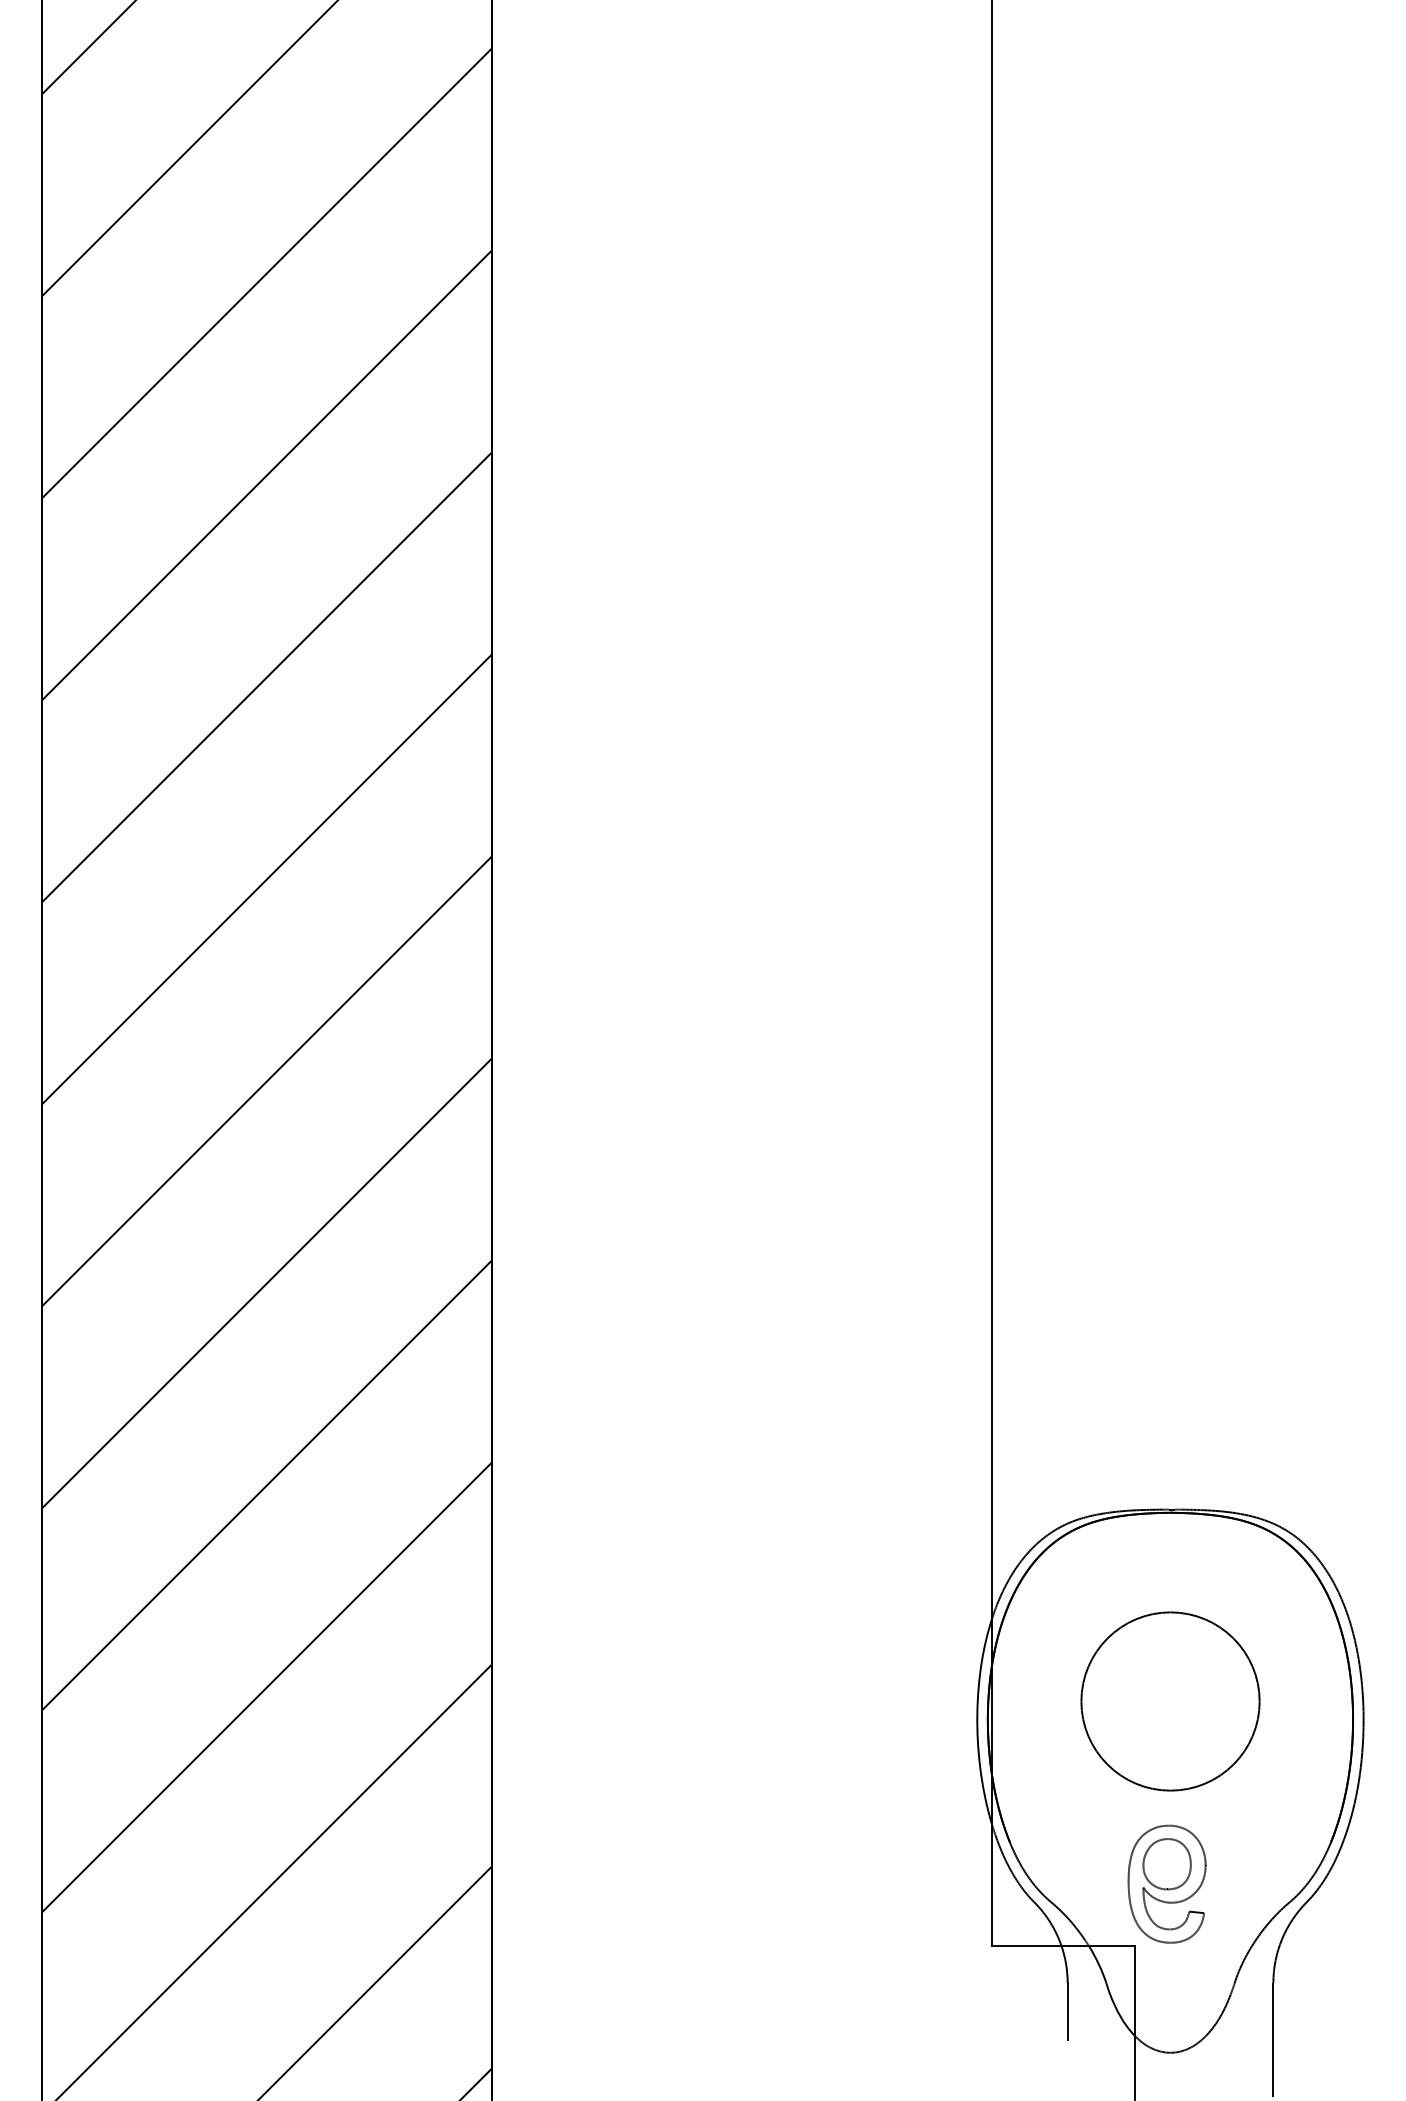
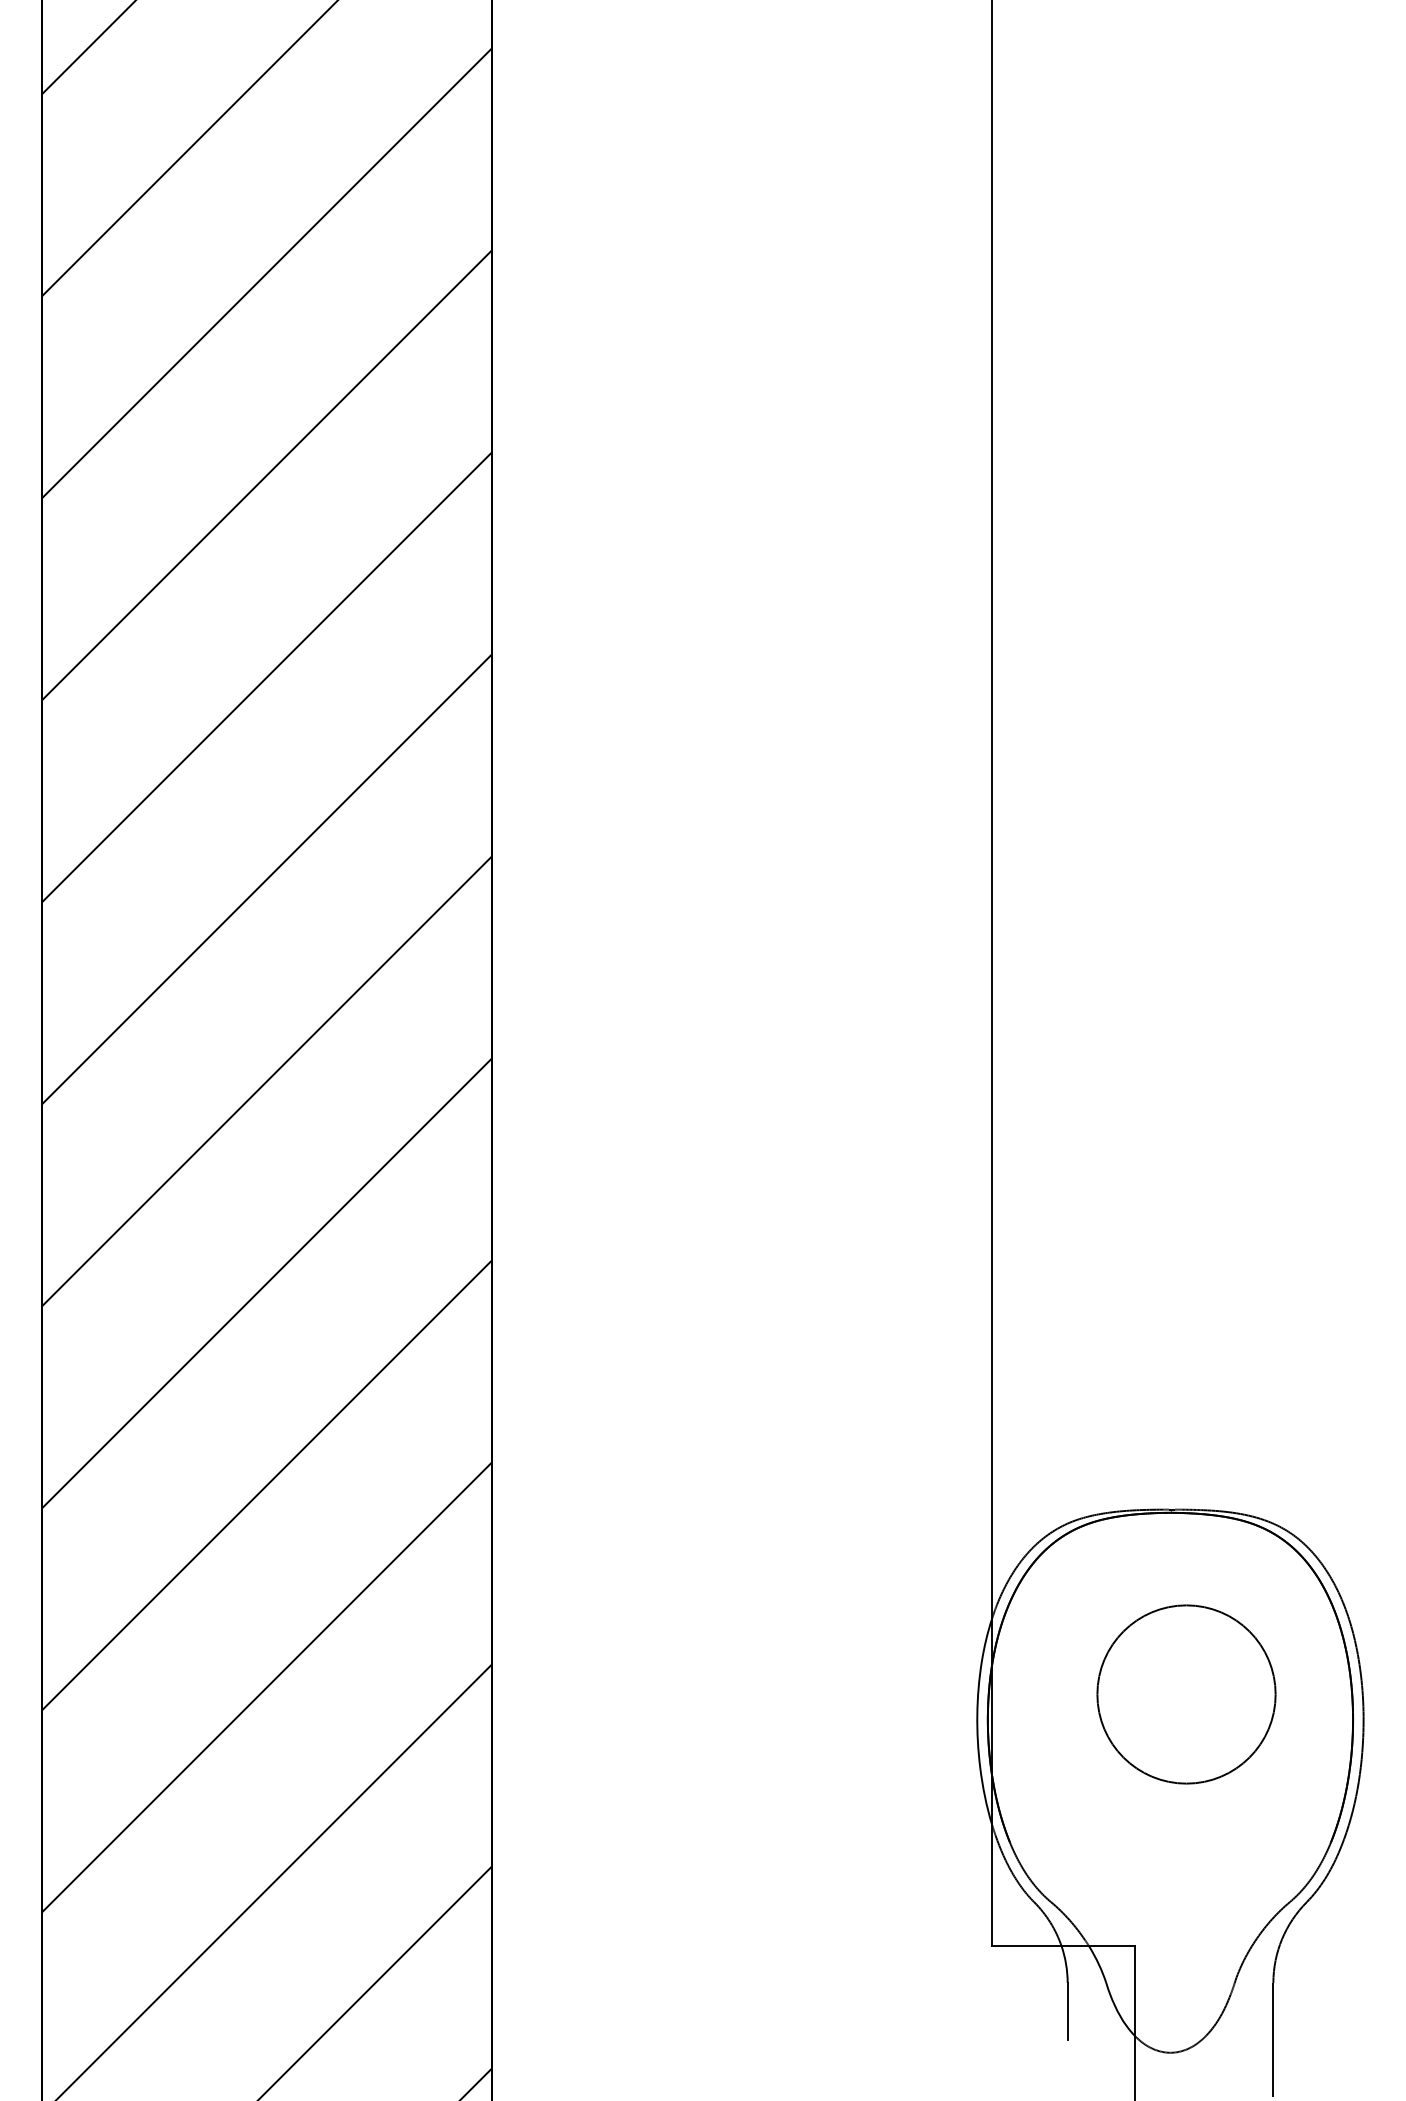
circle position: (1170, 1701) -> (1186, 1694) (1186, 1694)
part: present -> none (1166, 1883)
